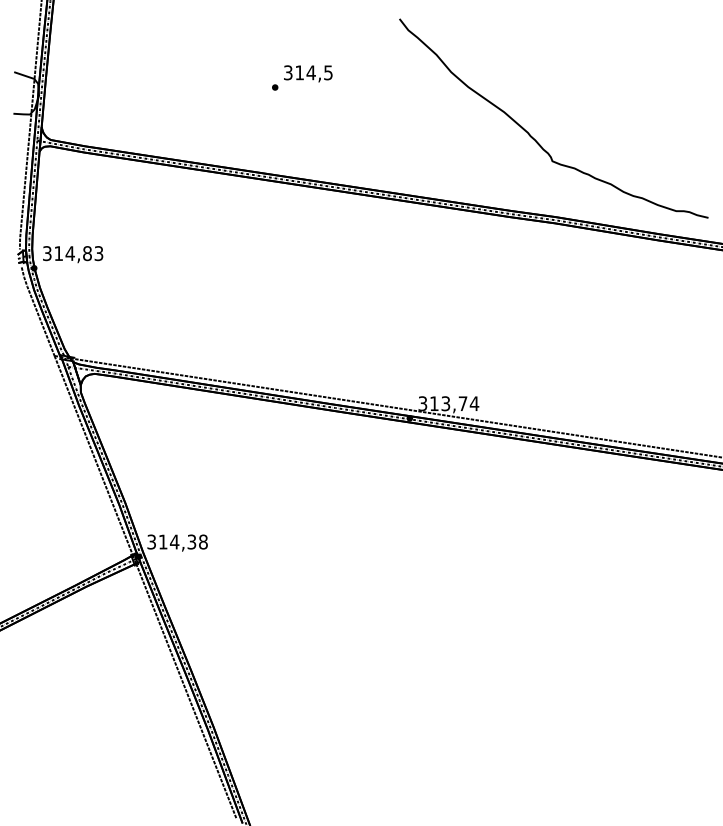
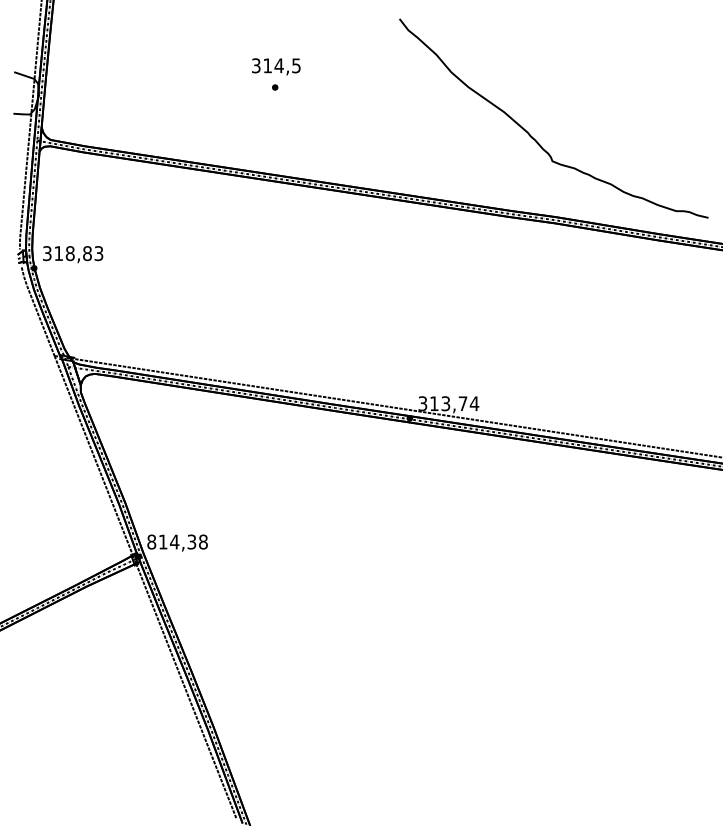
text position: (308, 73) -> (276, 66) (276, 66)
text: 314,83 -> 318,83 (69, 253)
text: 314,38 -> 814,38 (151, 541)
